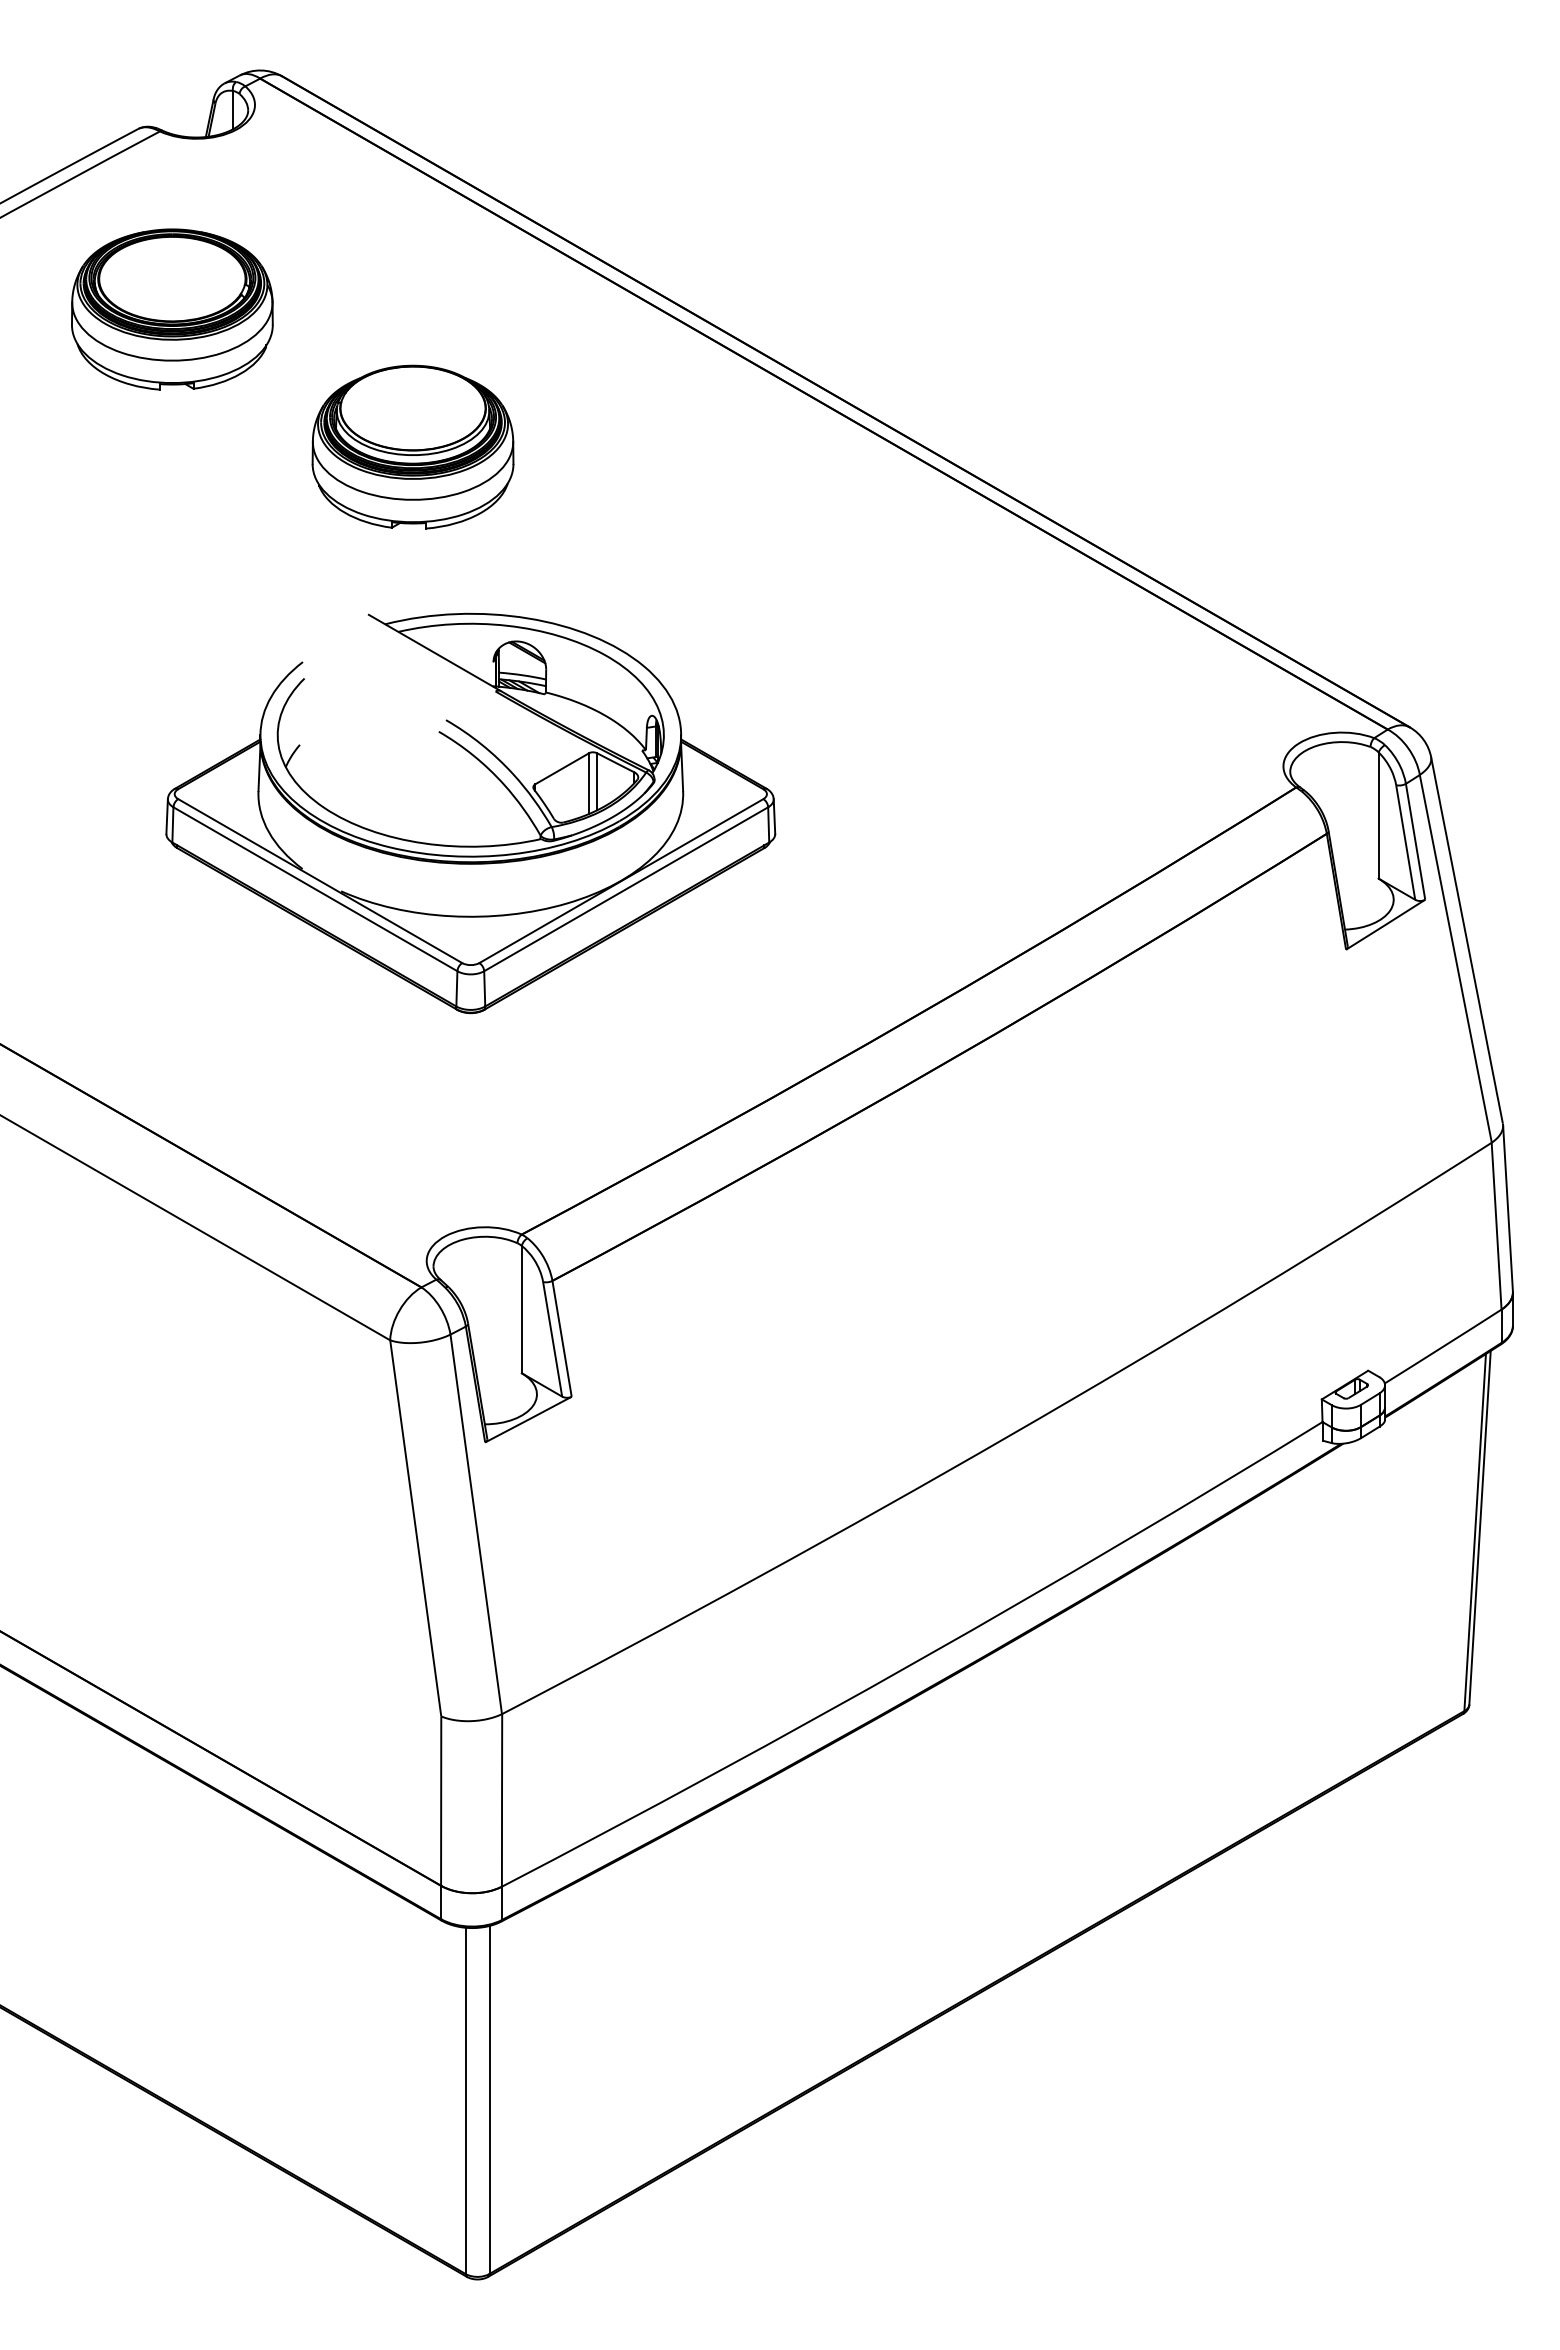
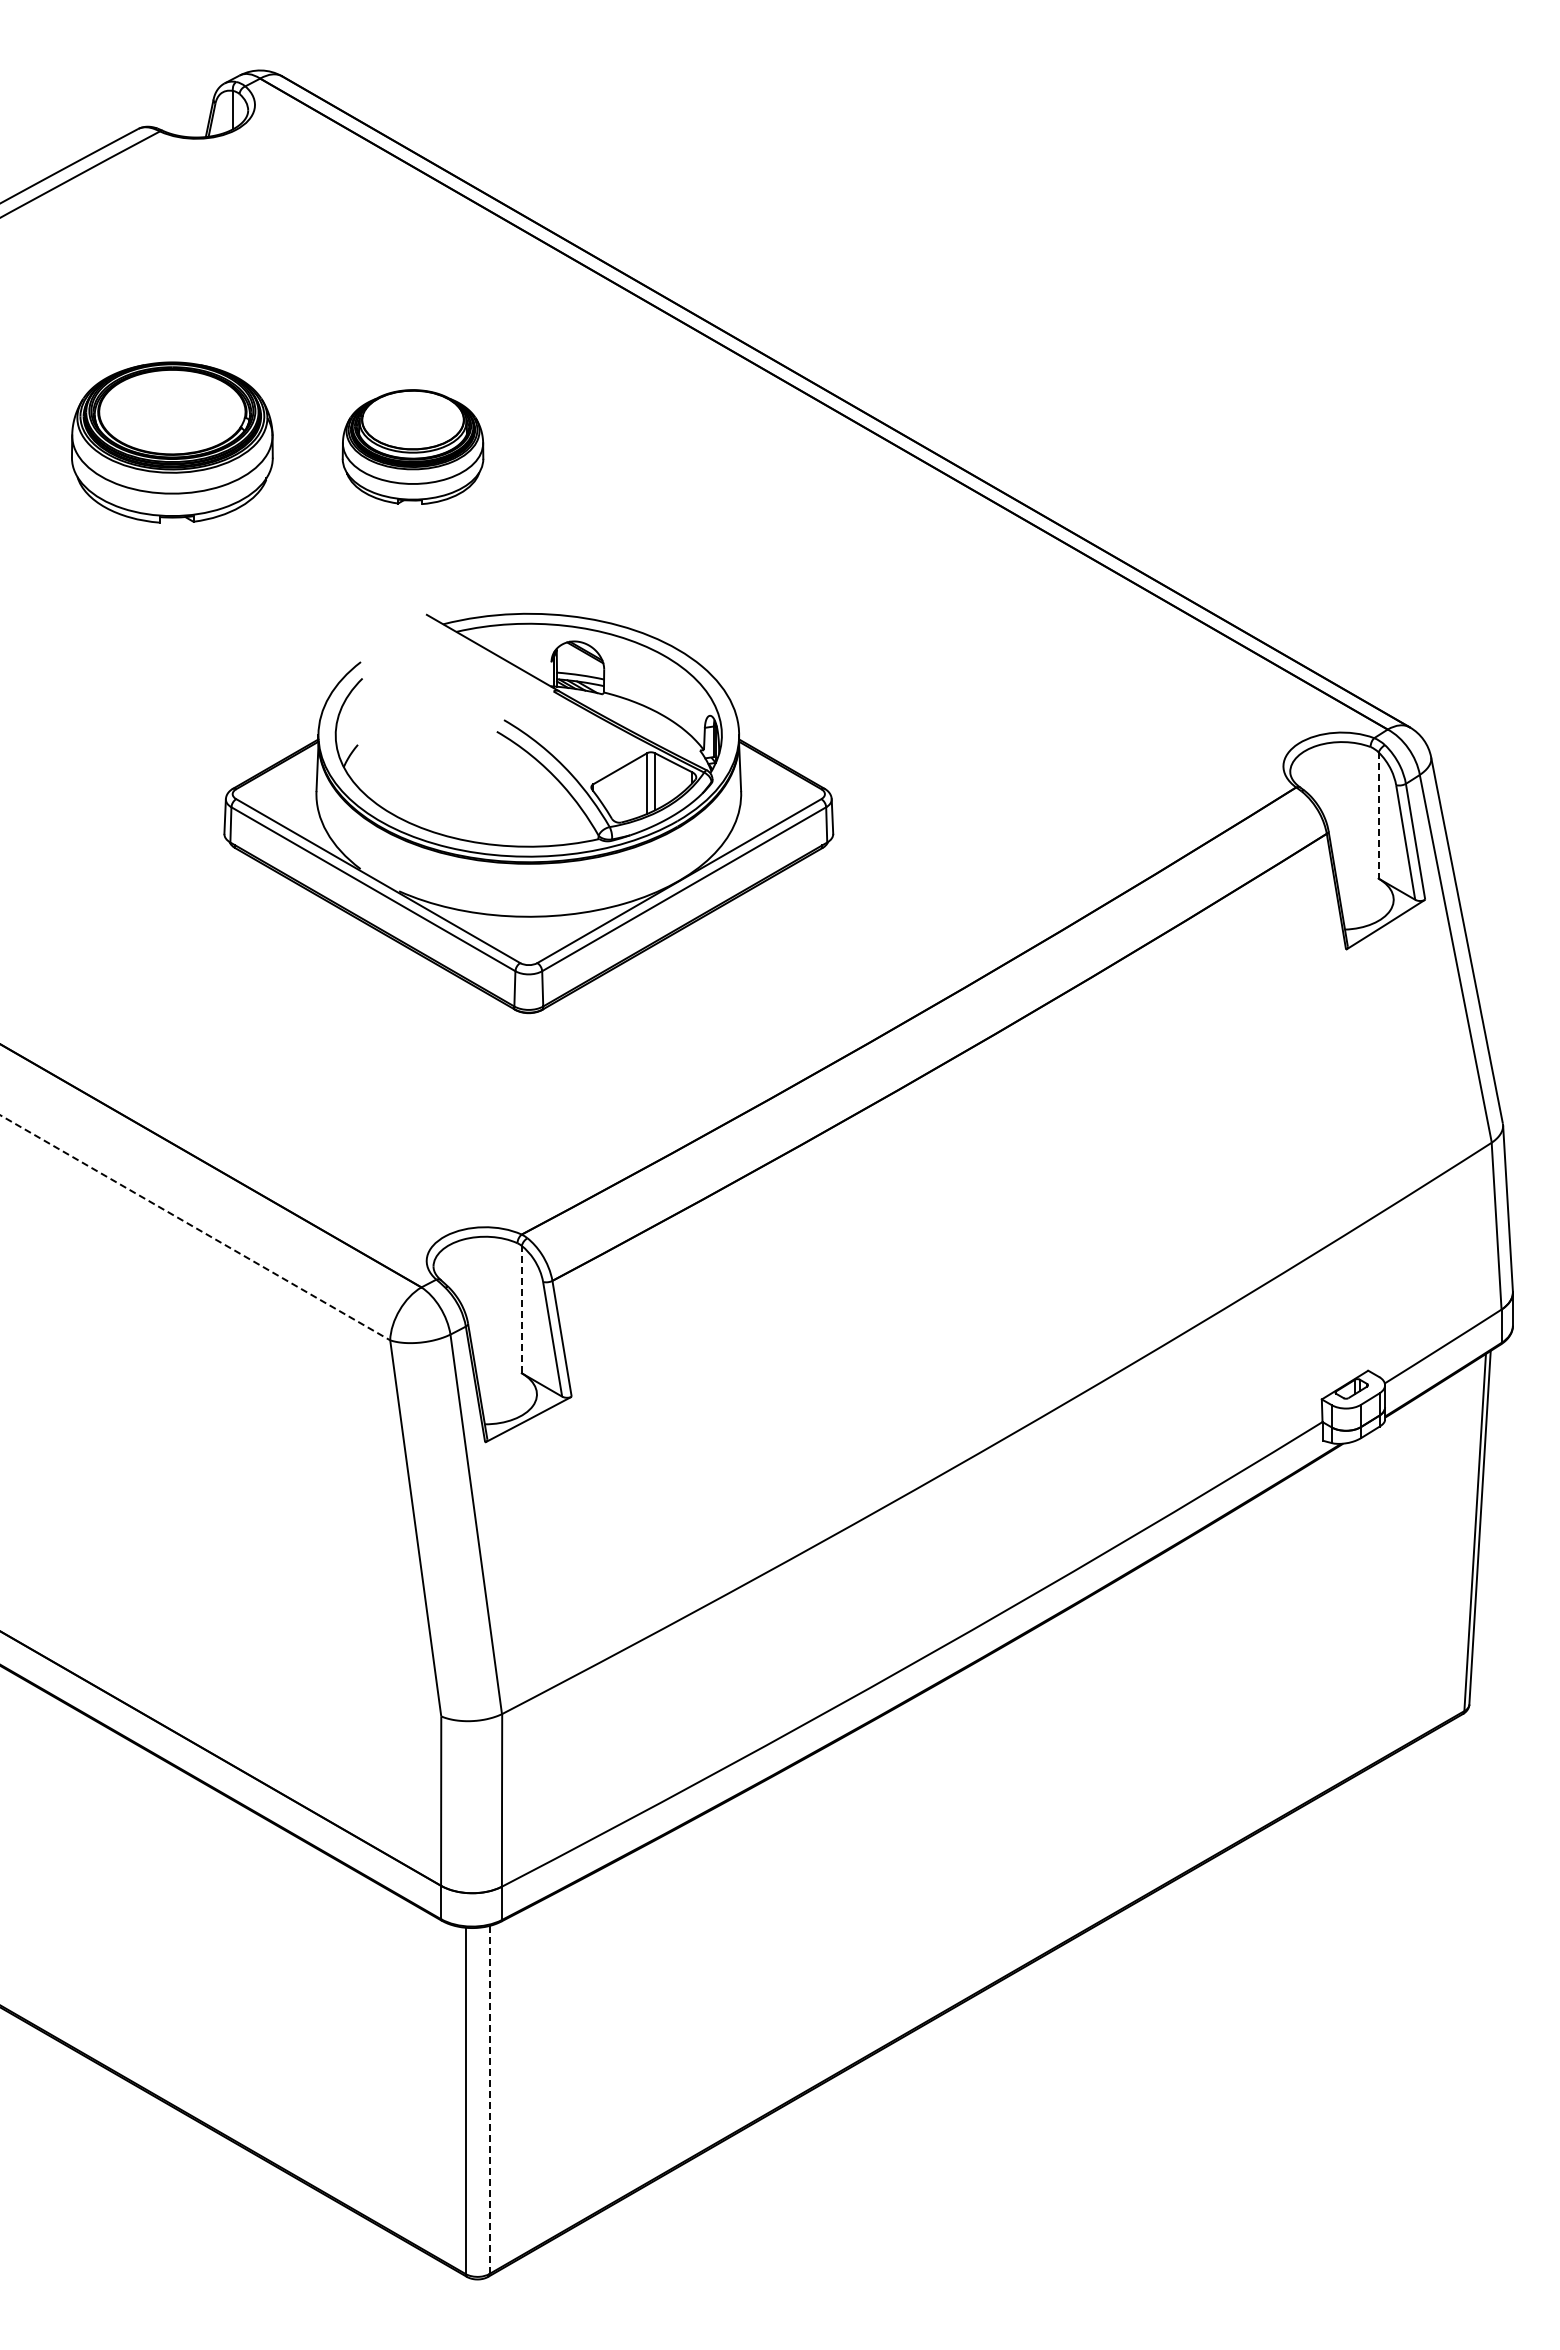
part position: (172, 309) -> (172, 442) (172, 442)
part size: 204x166 px -> 144x116 px (412, 446)
line: solid -> dashed (1378, 816)
part position: (470, 845) -> (528, 845) (528, 845)
line: solid -> dashed (195, 1227)
line: solid -> dashed (521, 1309)
line: solid -> dashed (489, 2099)
